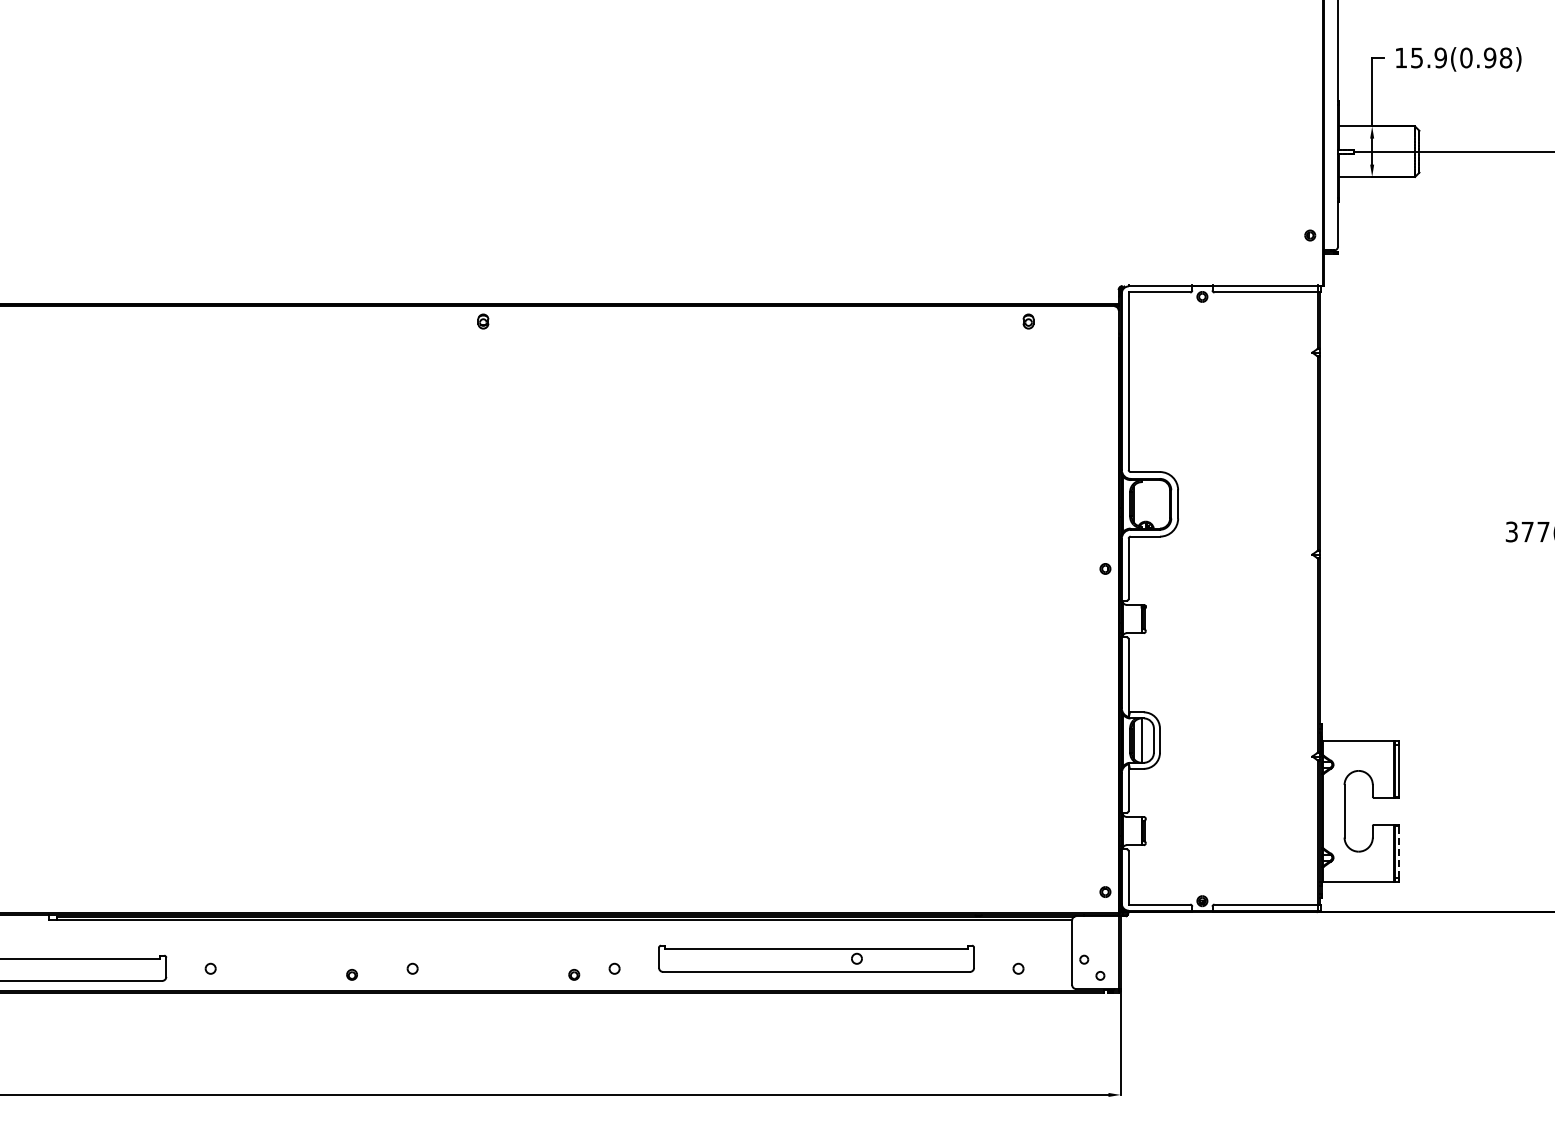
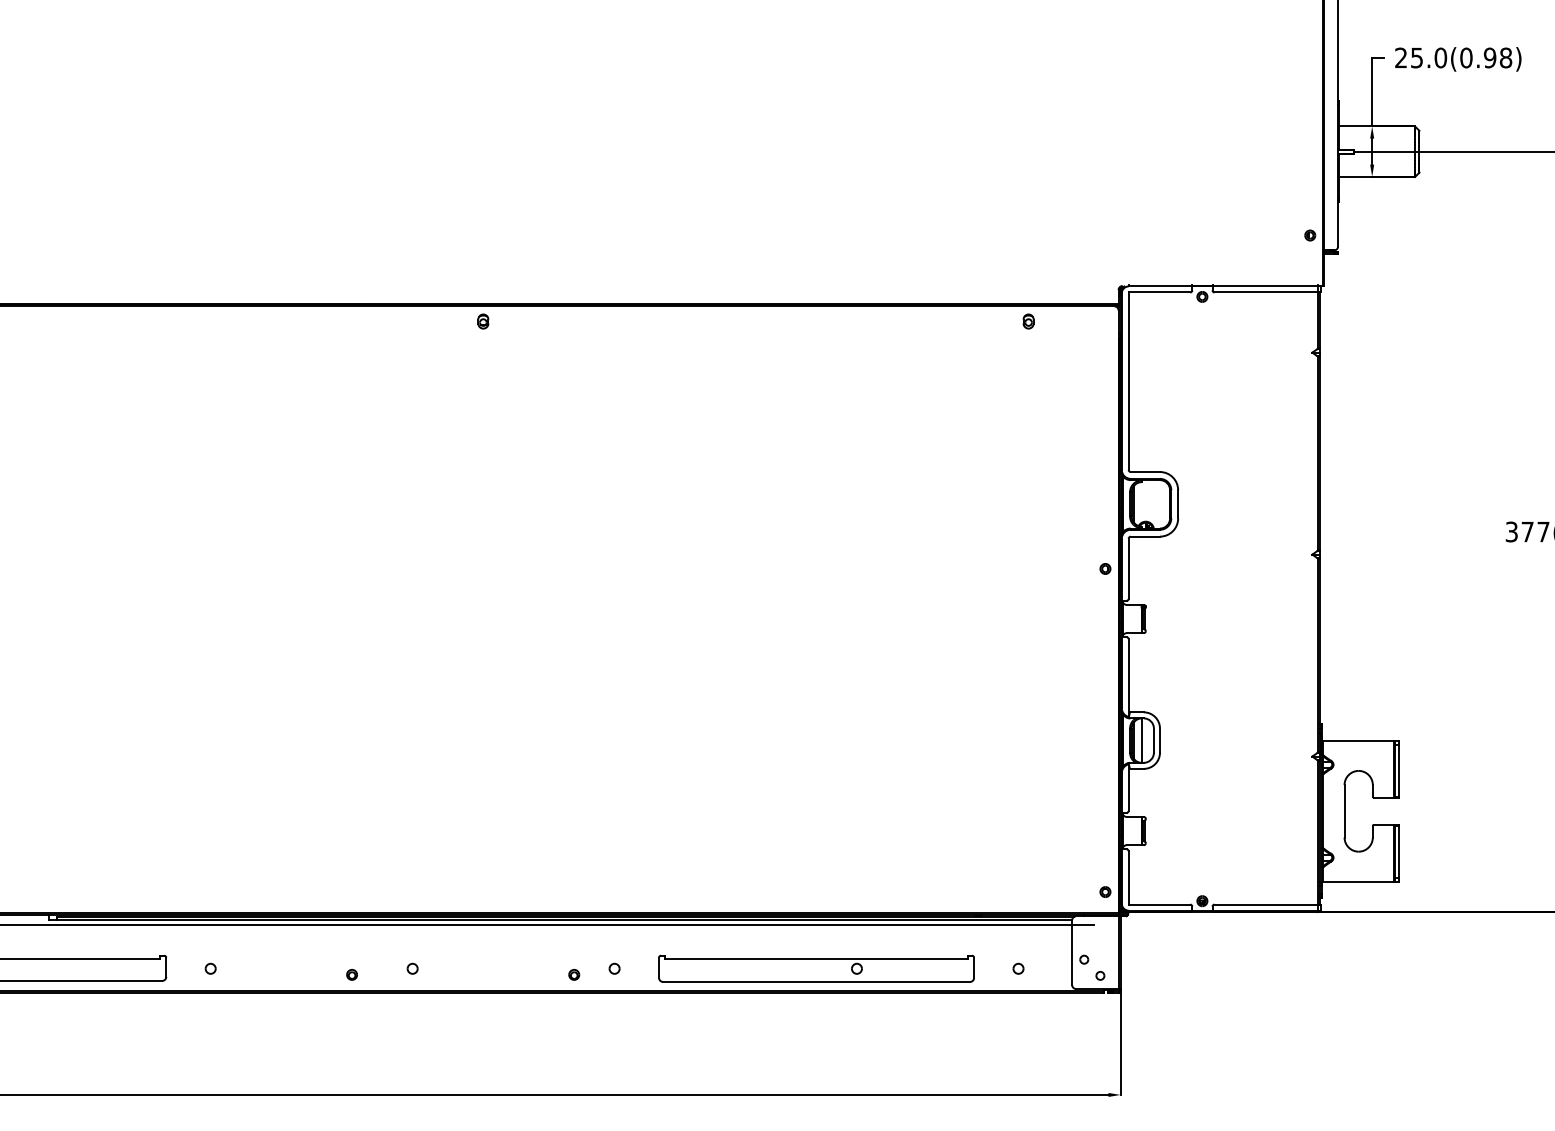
text: 15.9(0.98) -> 25.0(0.98) (1421, 57)
line: dashed -> solid (1399, 851)
line: none -> present (548, 925)
part position: (816, 958) -> (816, 968) (816, 968)
